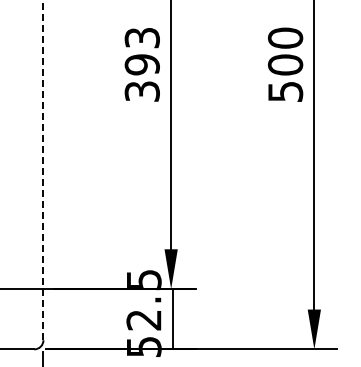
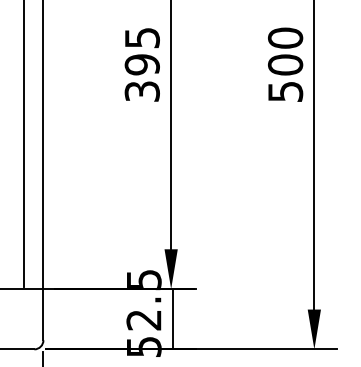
text: 393 -> 395 (141, 37)
line: none -> present (23, 144)
line: dashed -> solid (43, 170)
